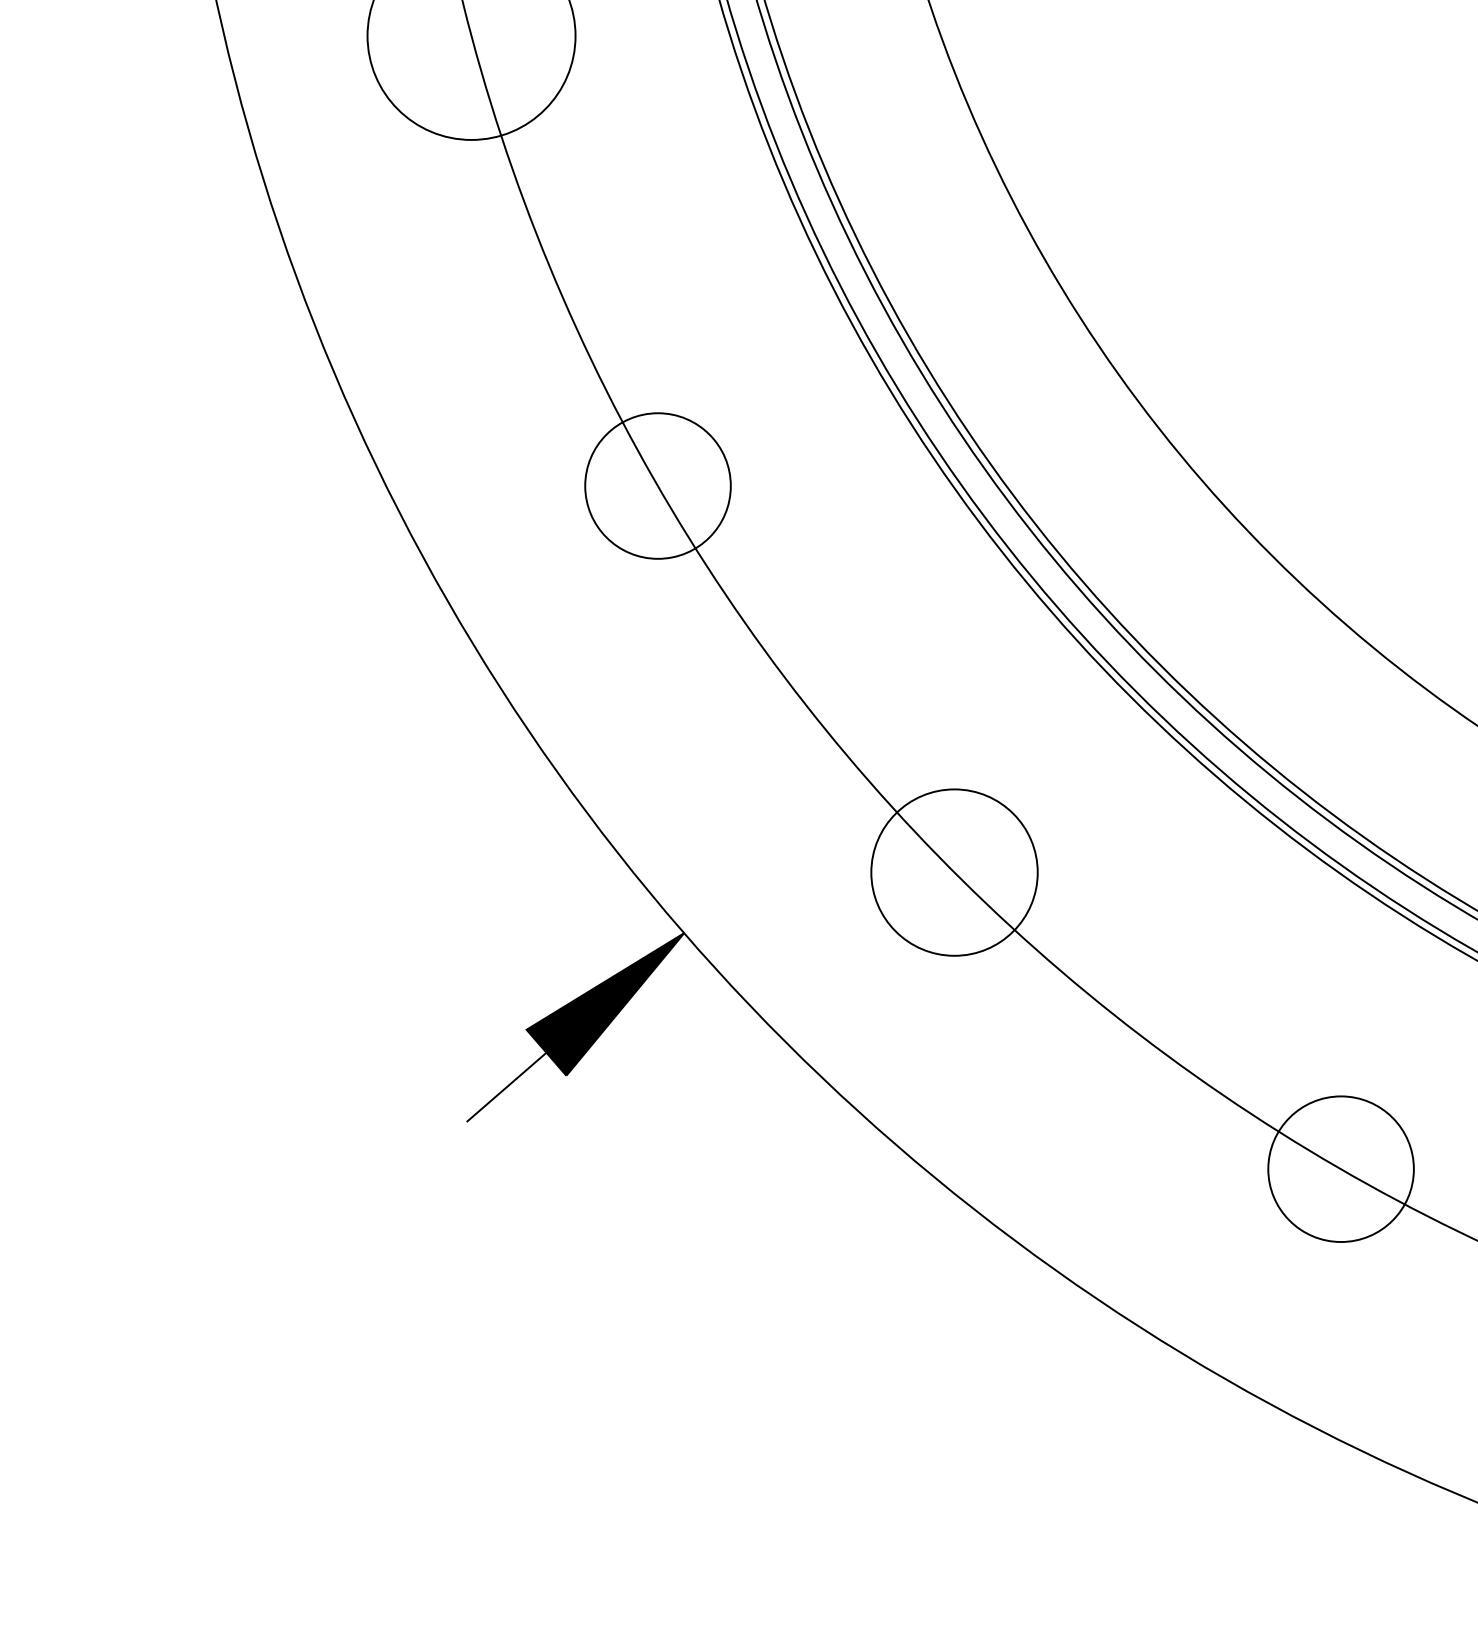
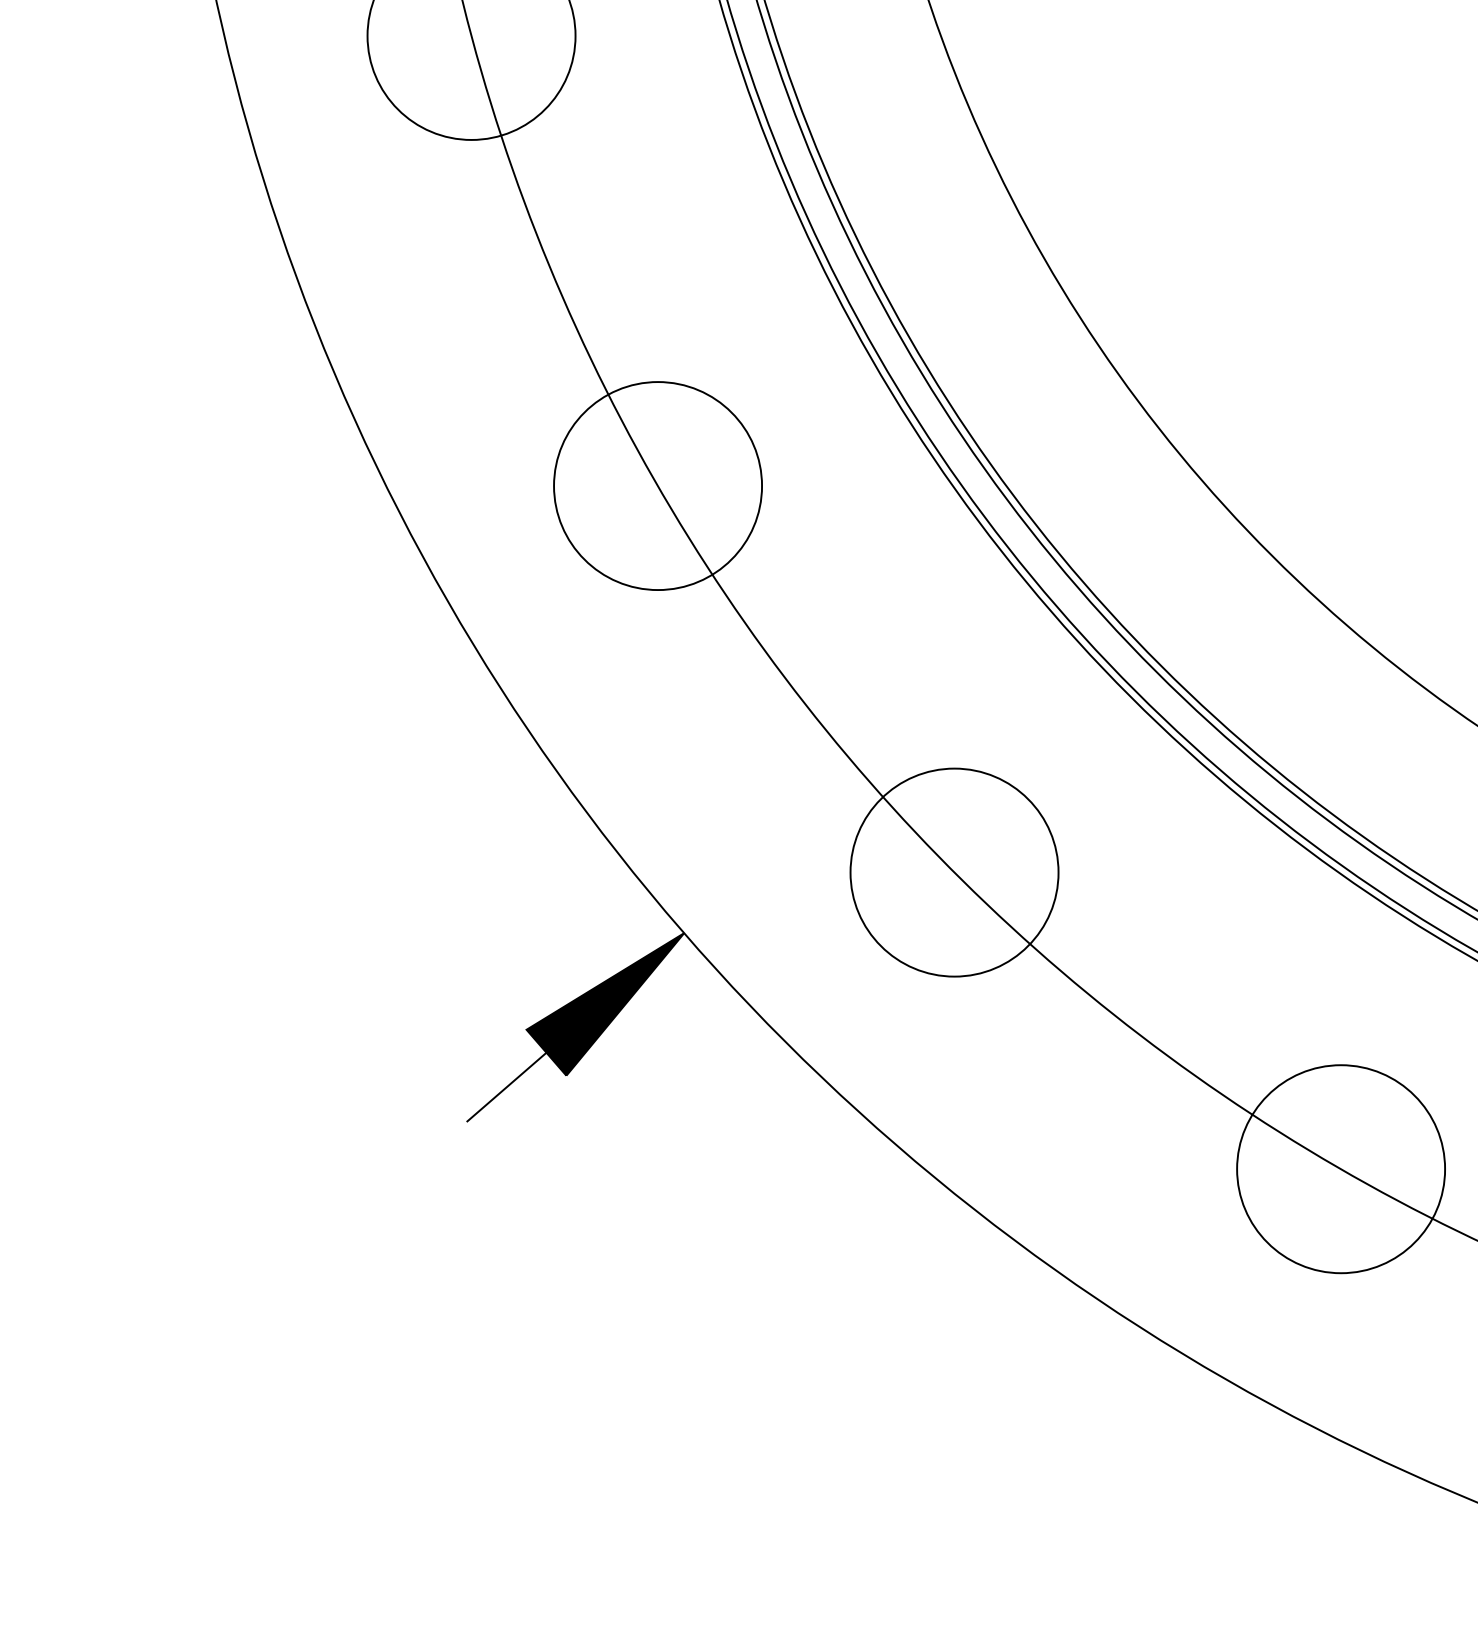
circle diameter: 146 px -> 208 px (658, 486)
circle diameter: 166 px -> 208 px (954, 872)
circle diameter: 146 px -> 208 px (1341, 1169)
